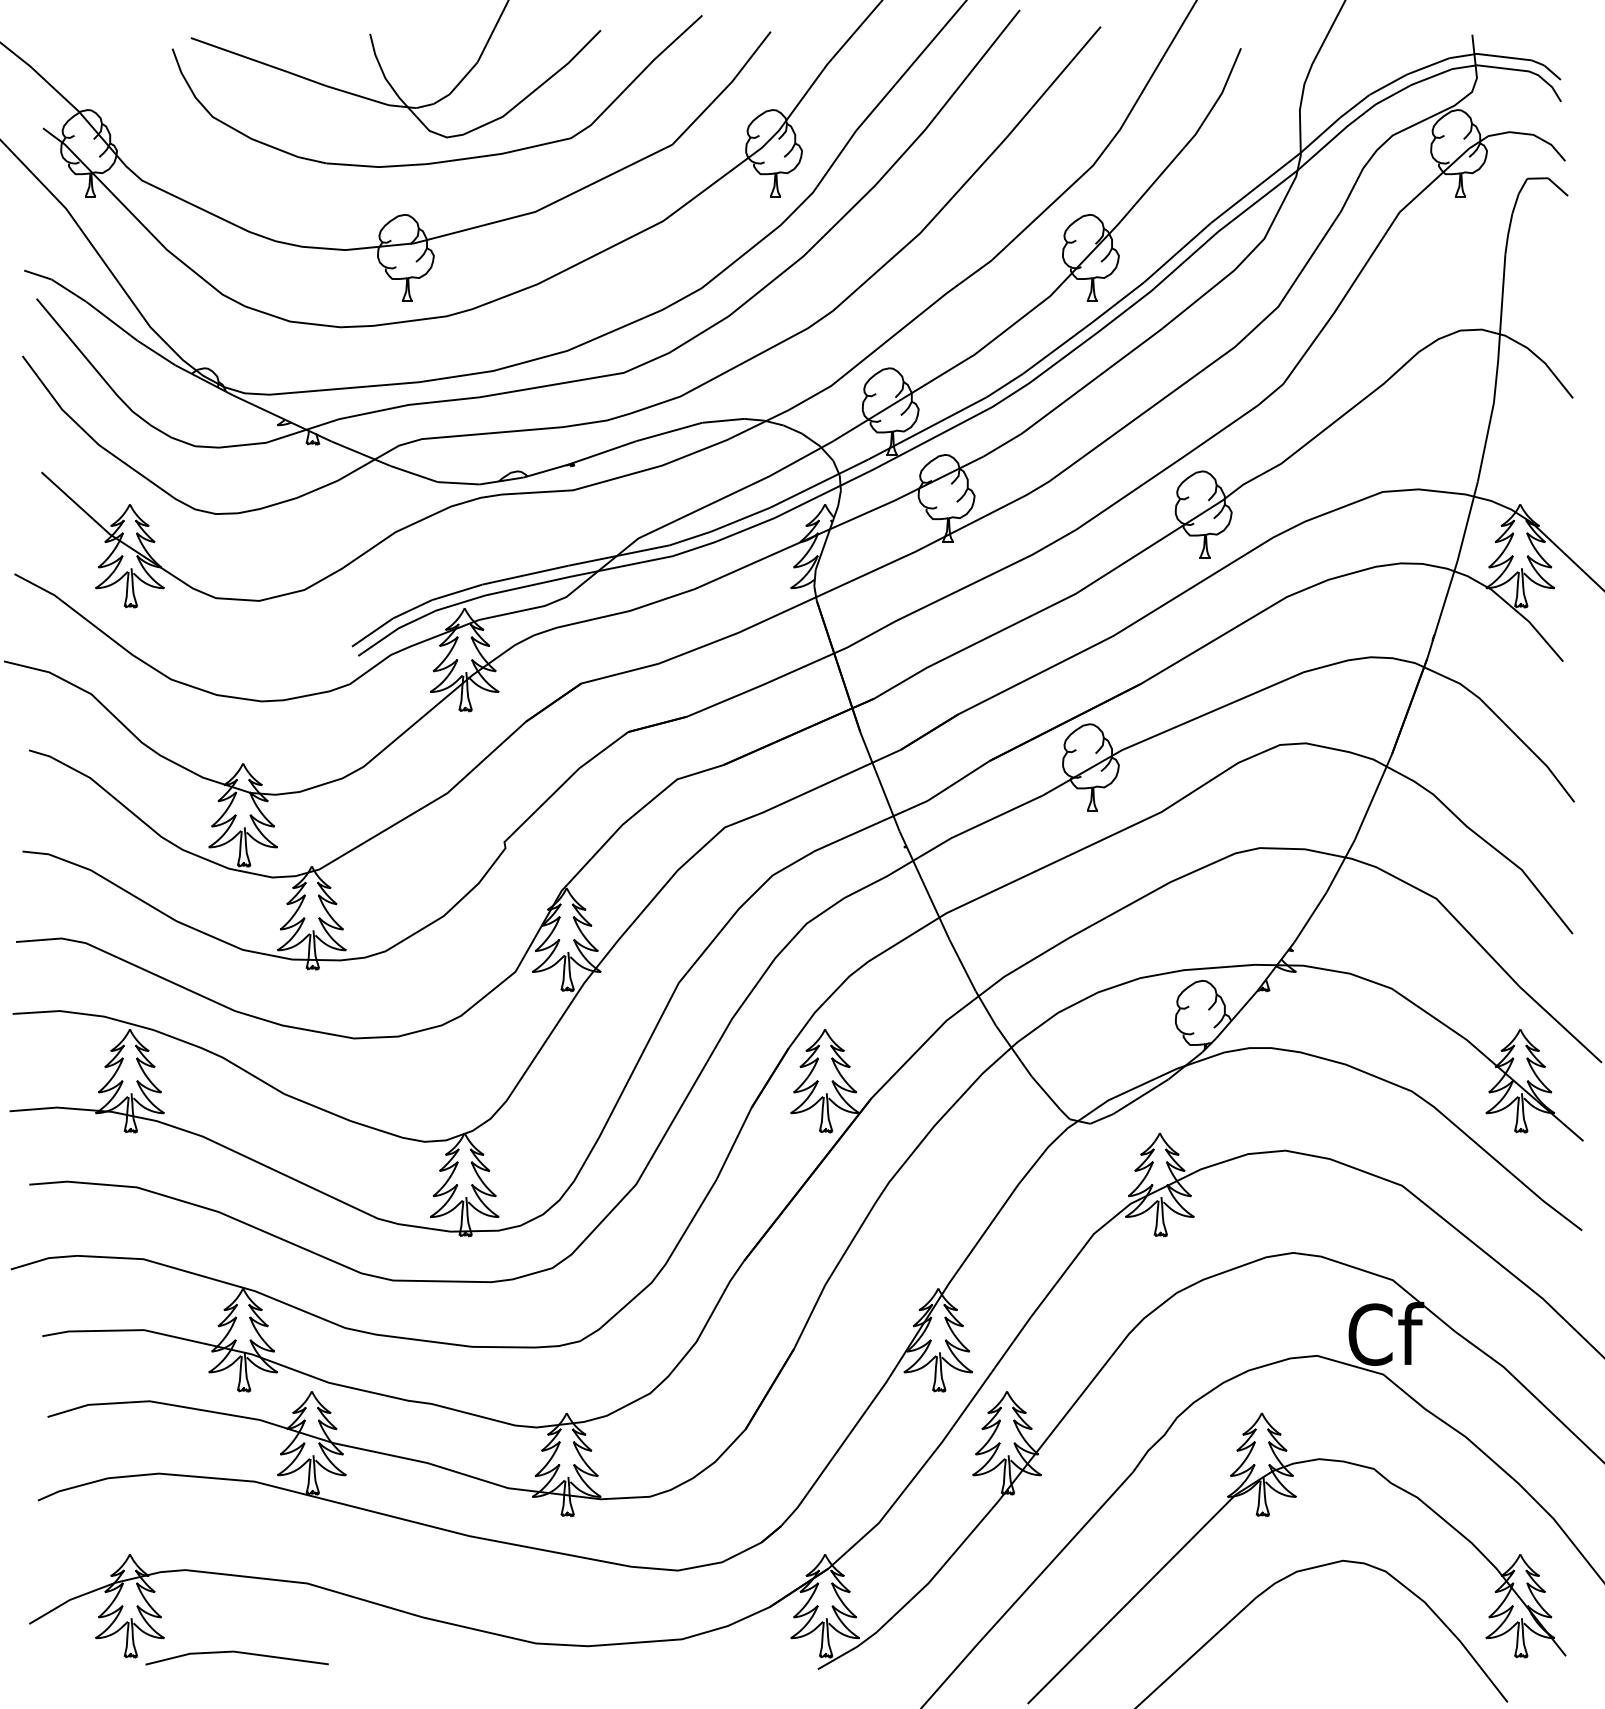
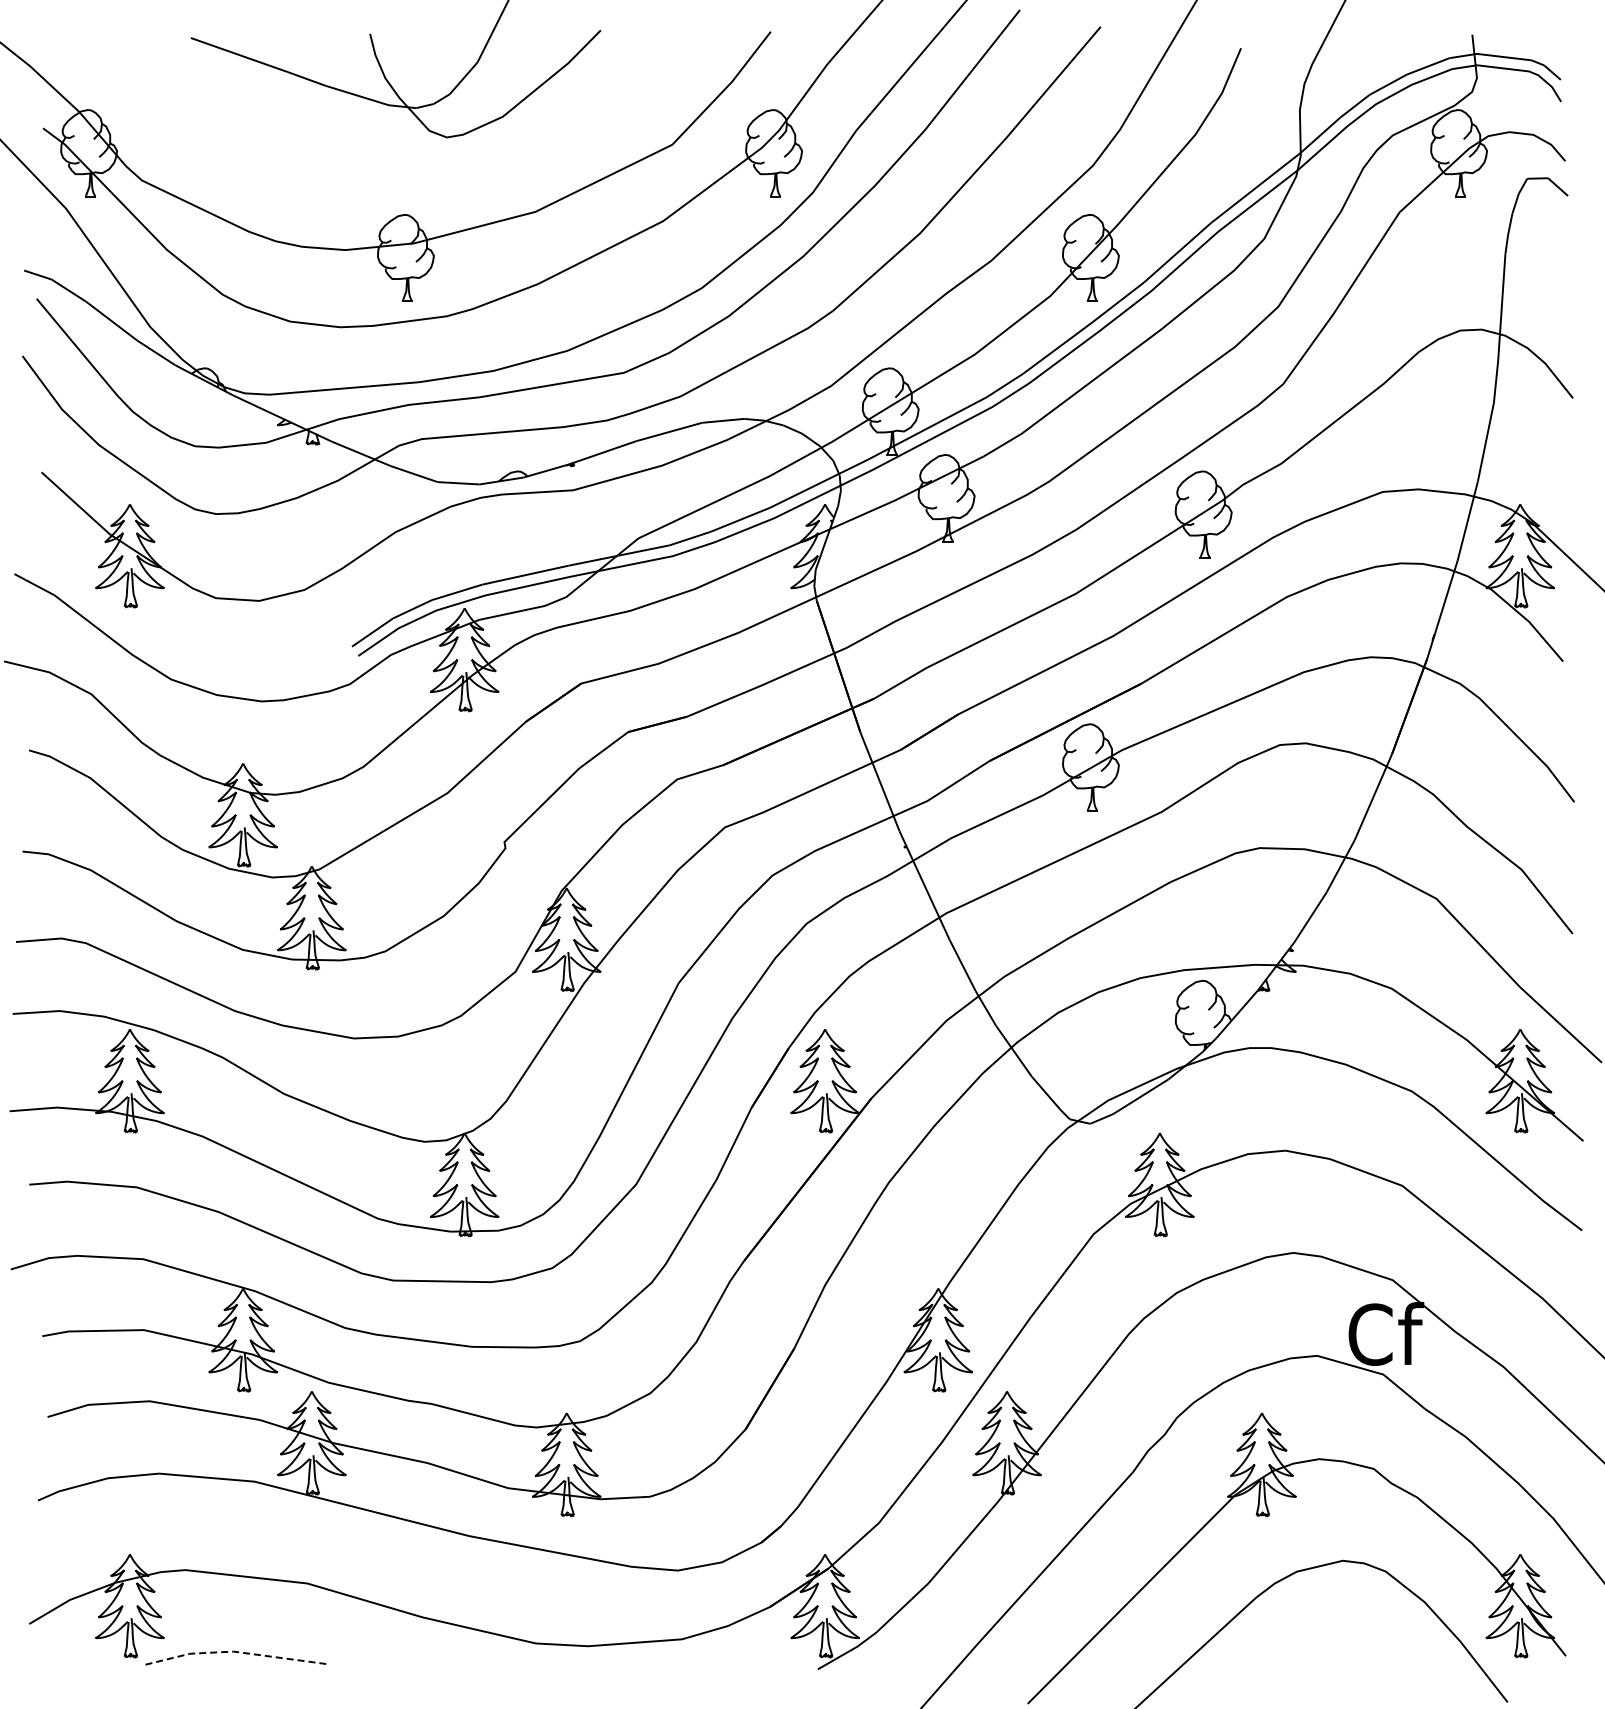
part: present -> none (444, 160)
line: solid -> dashed (236, 1651)
